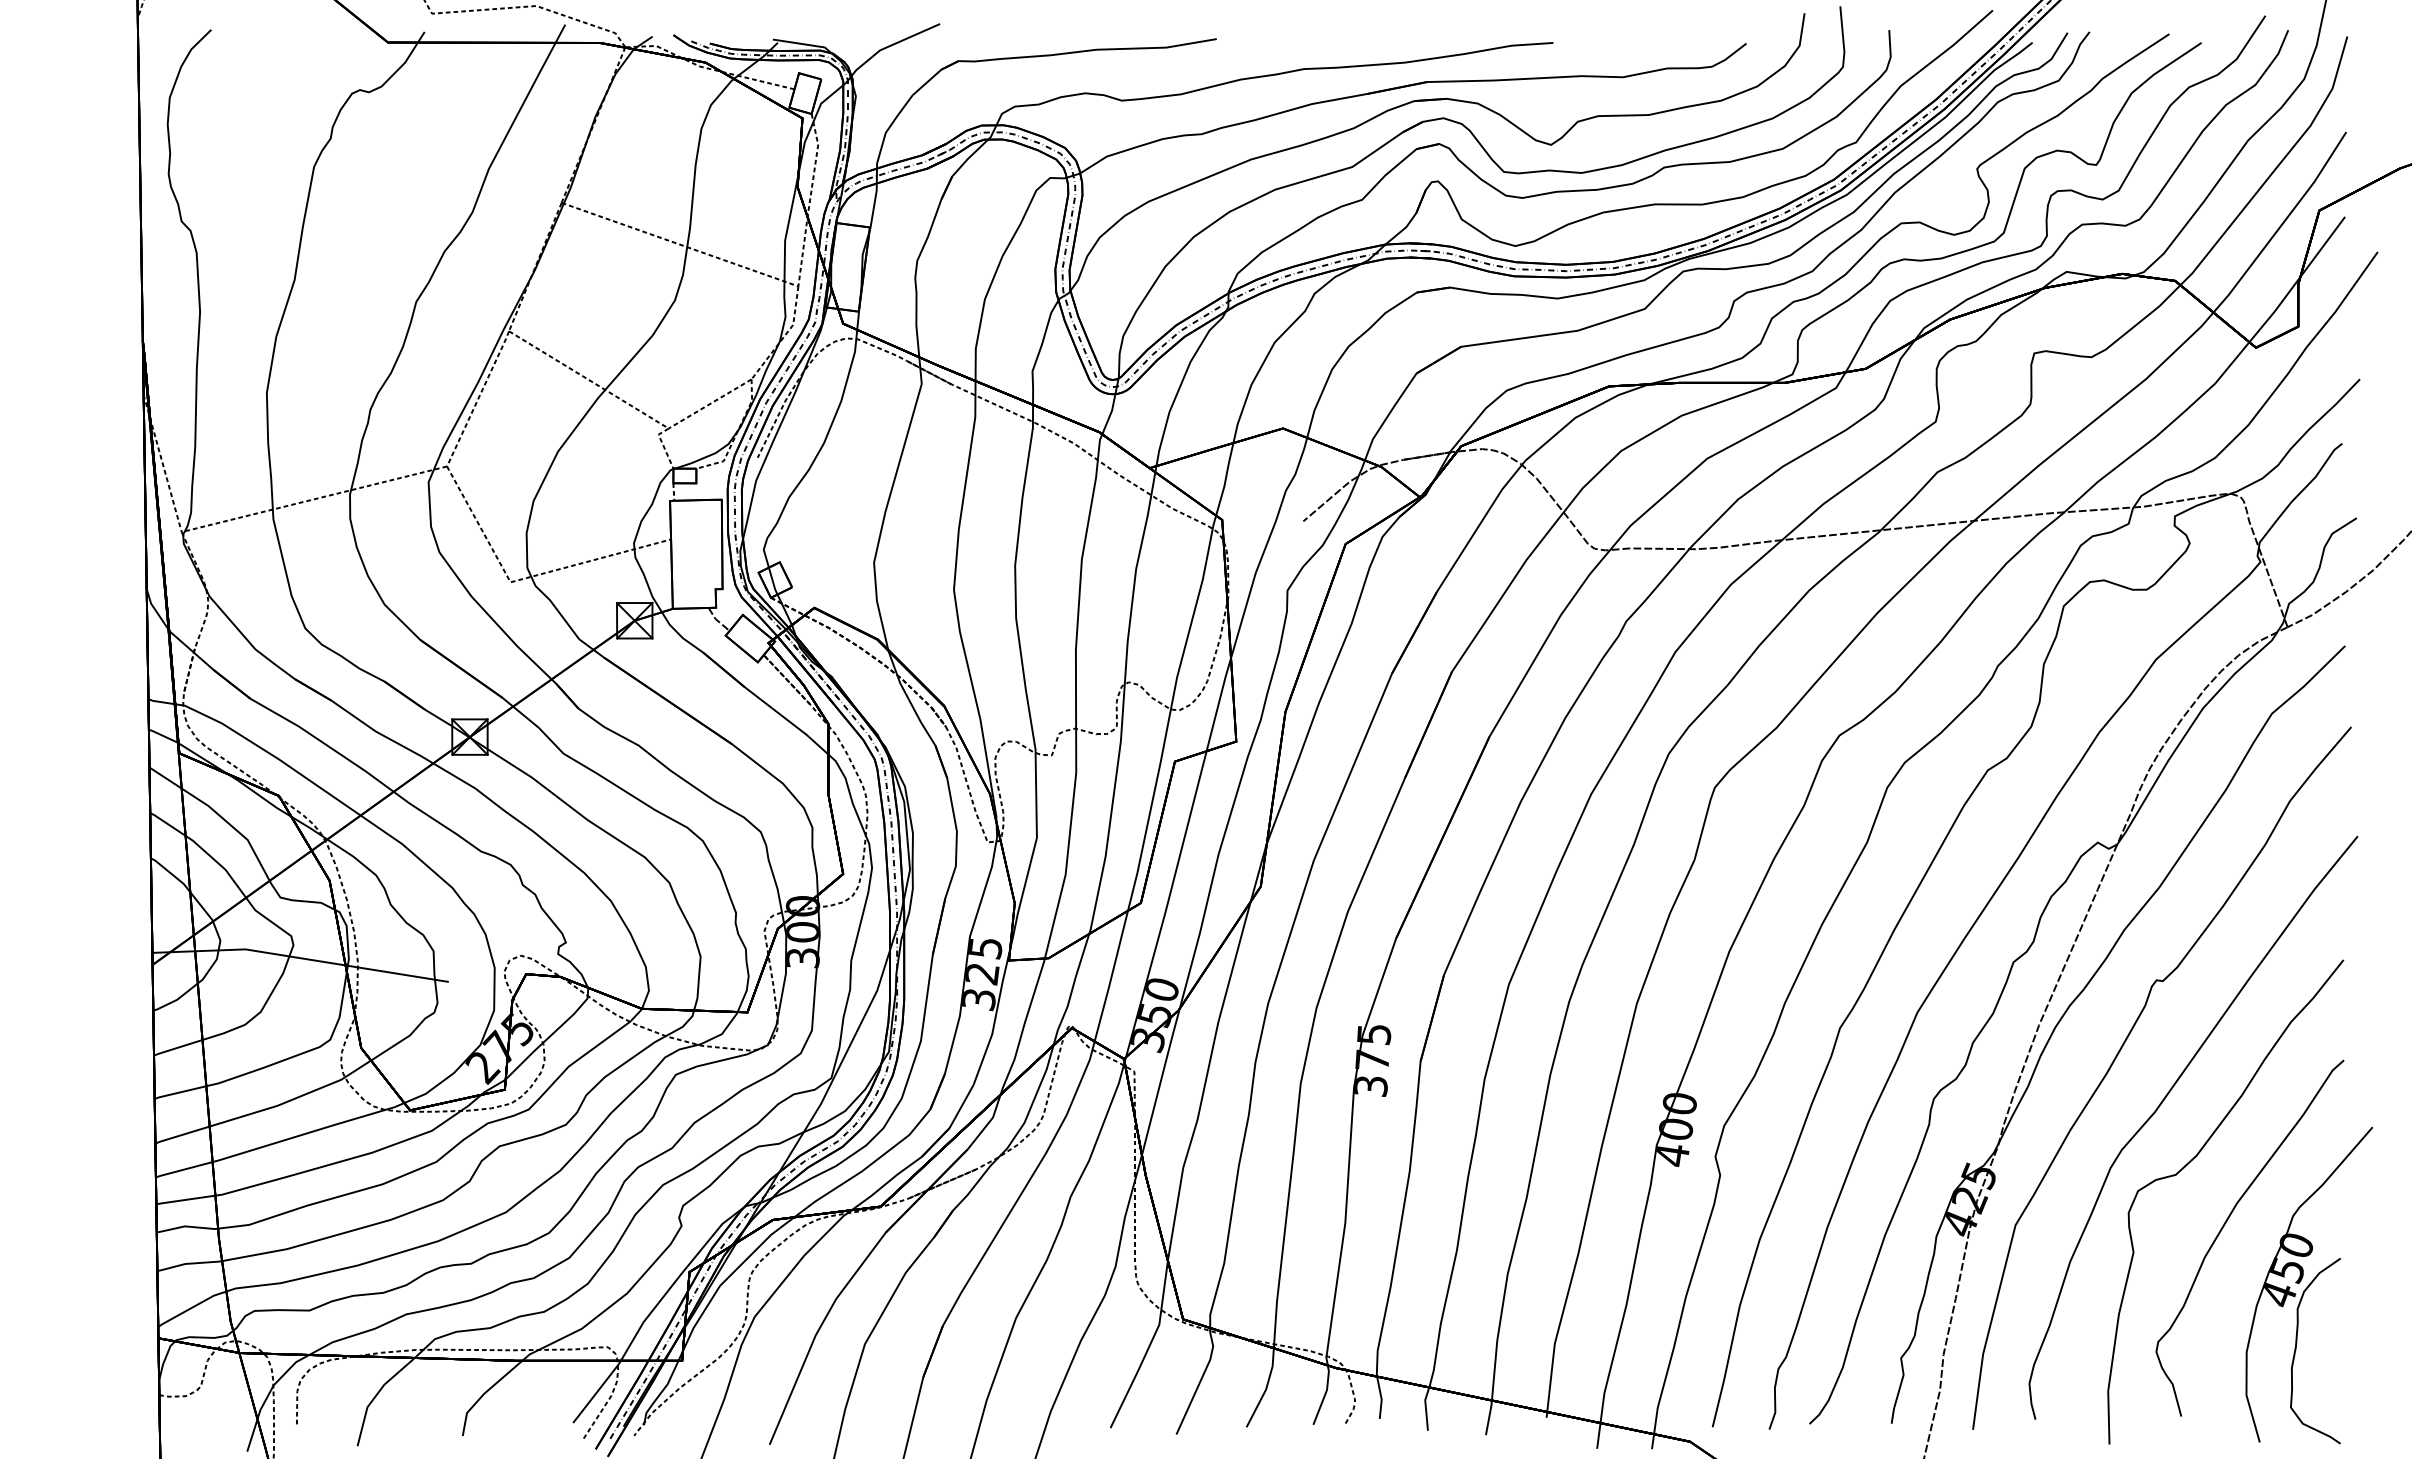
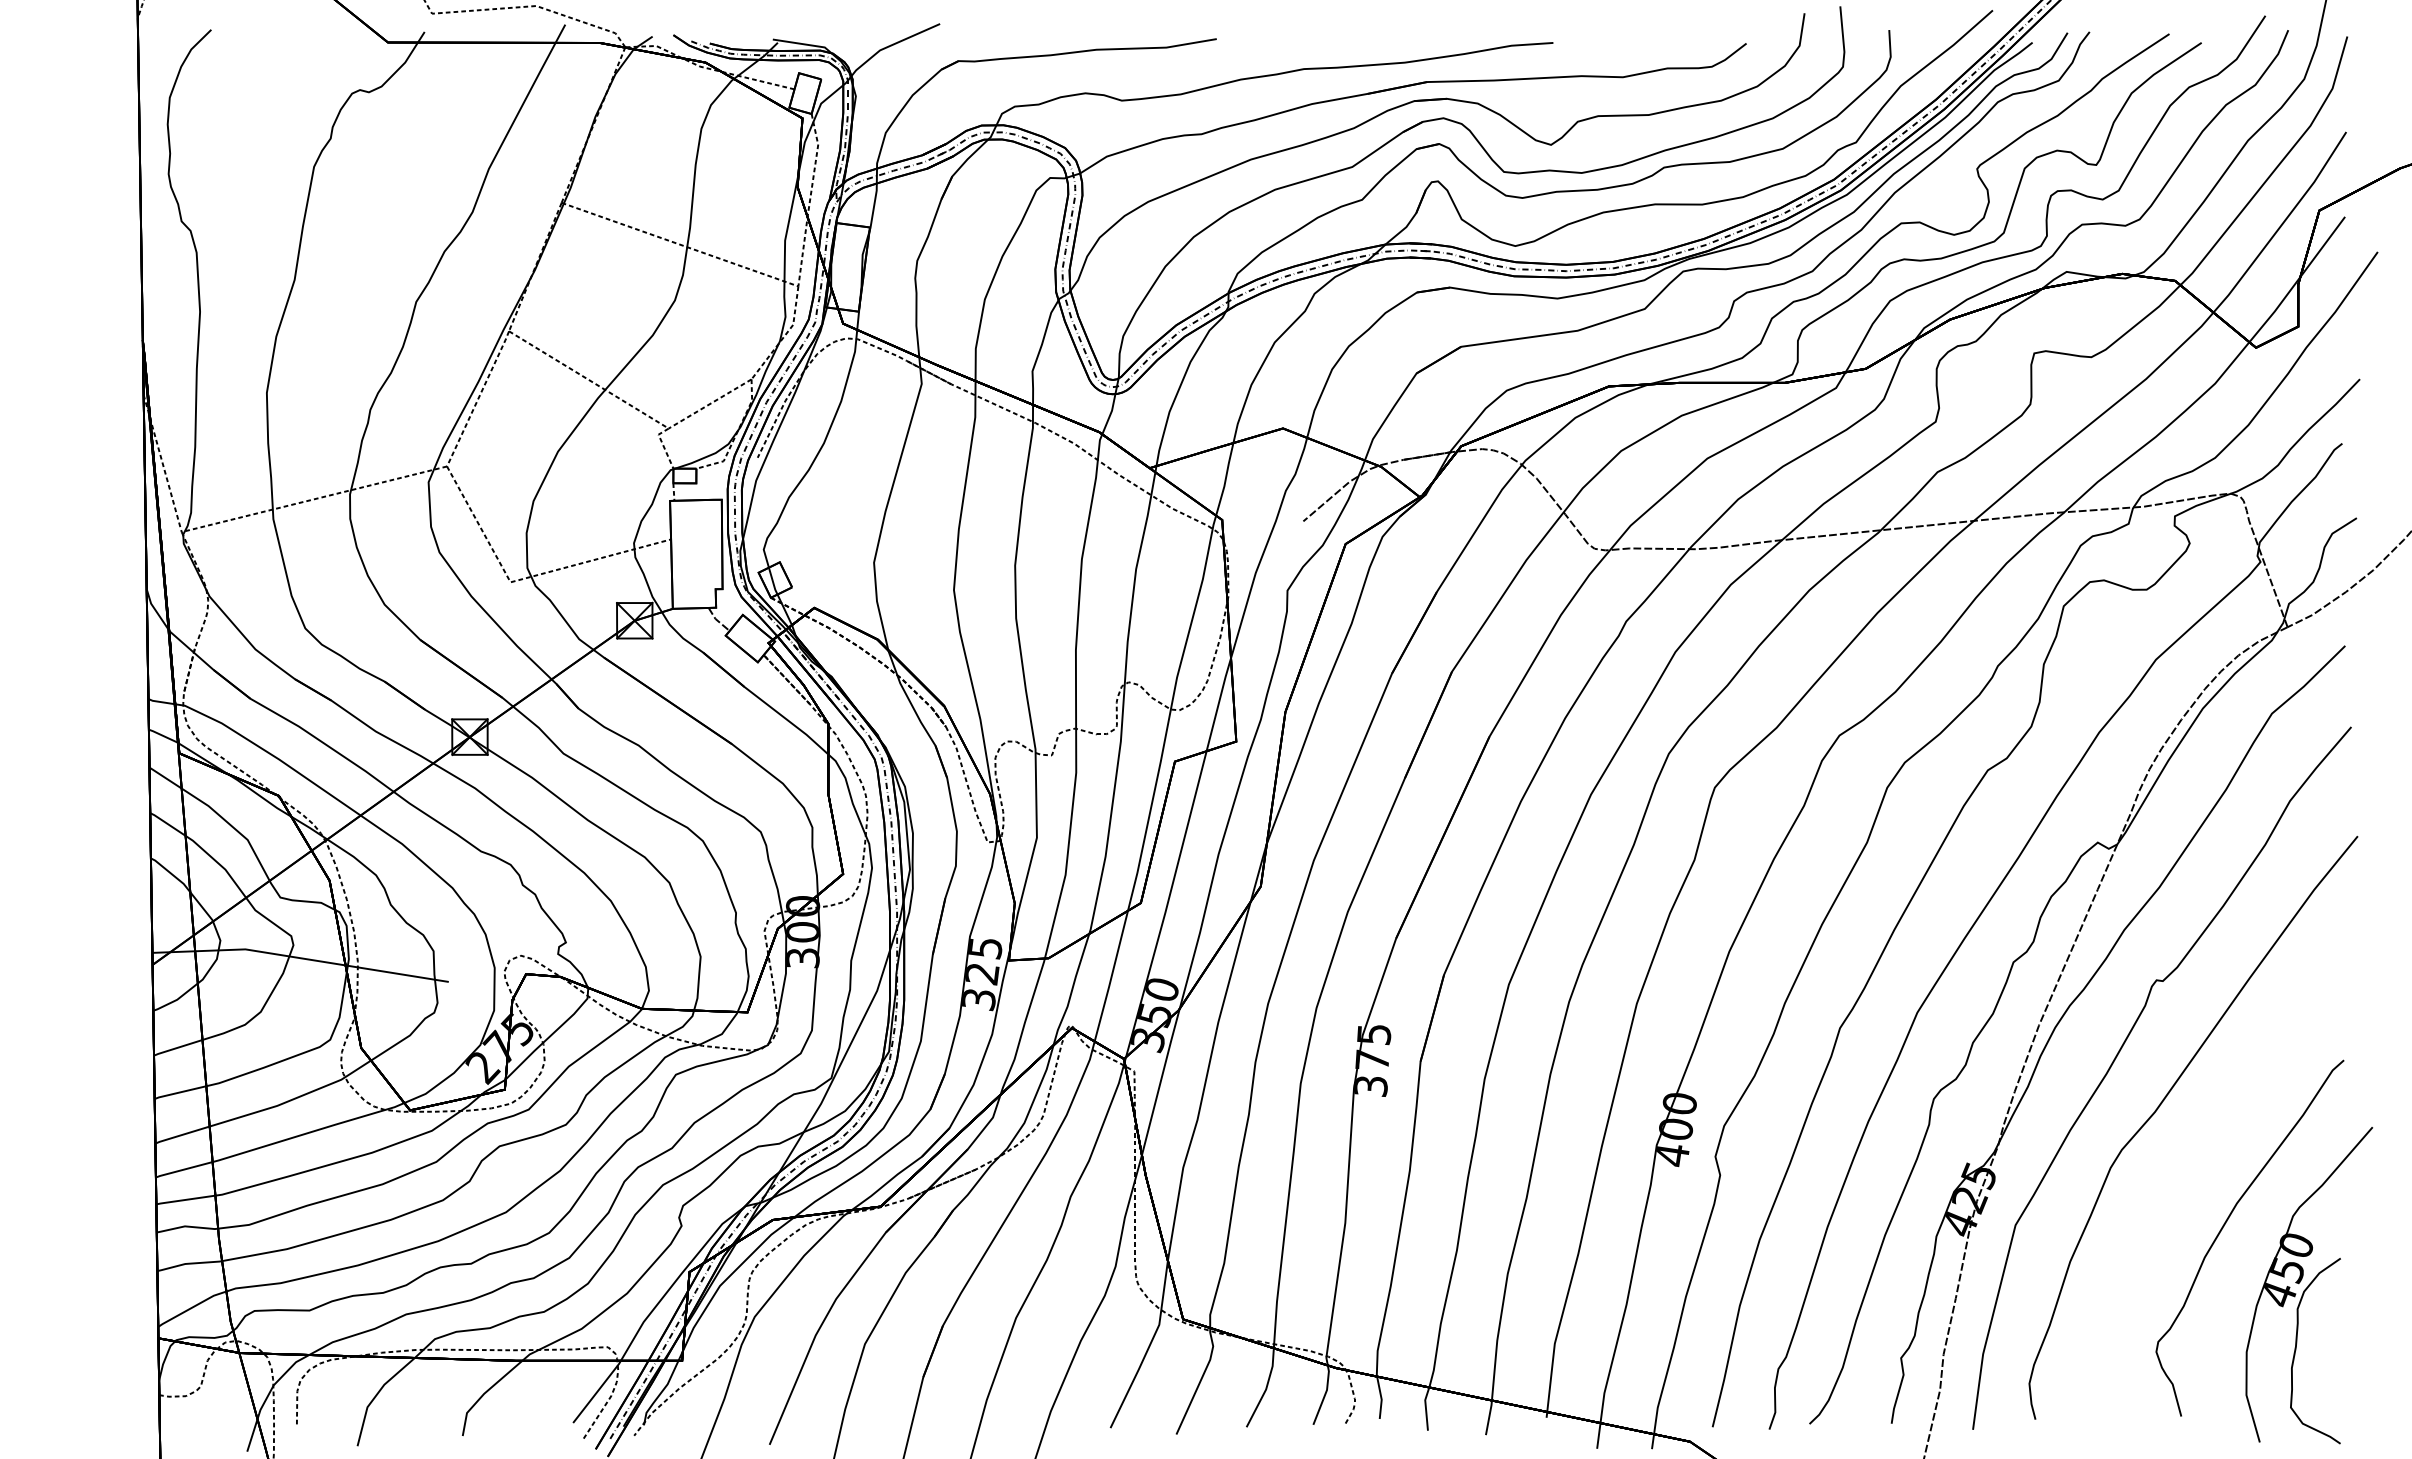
curve: present -> none (2188, 1164)
